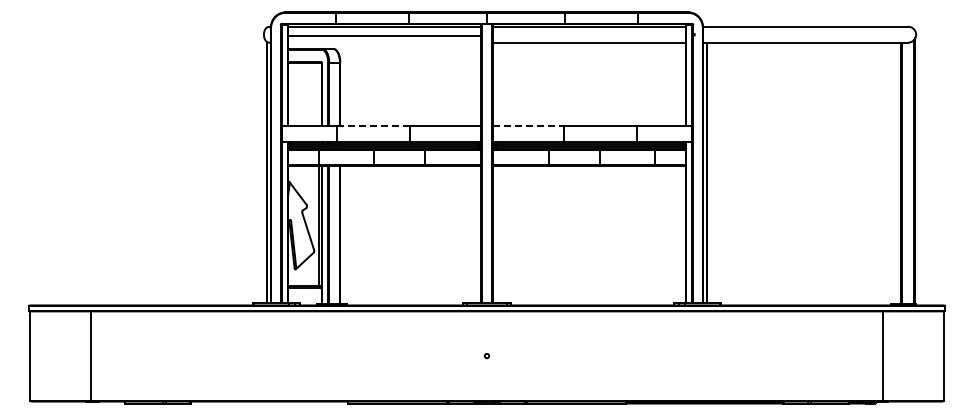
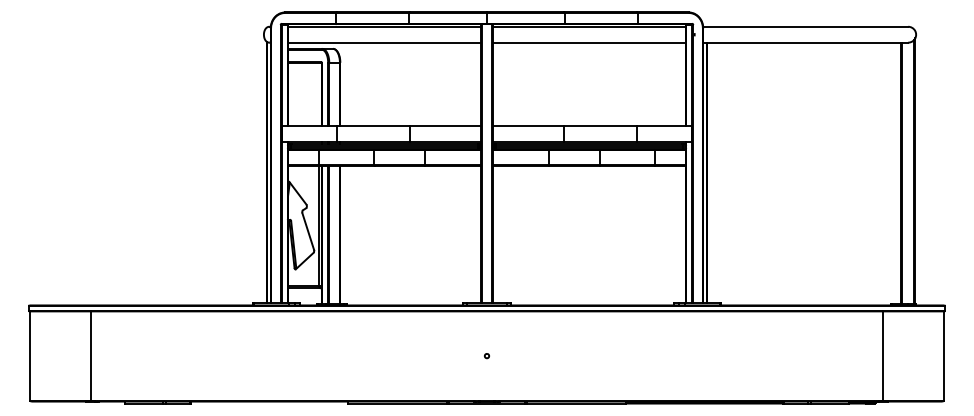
line position: (384, 35) -> (384, 42) (384, 42)
line: dashed -> solid (372, 125)
line: dashed -> solid (528, 125)
